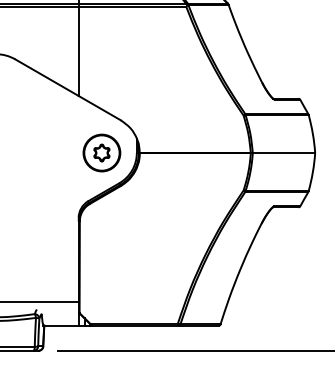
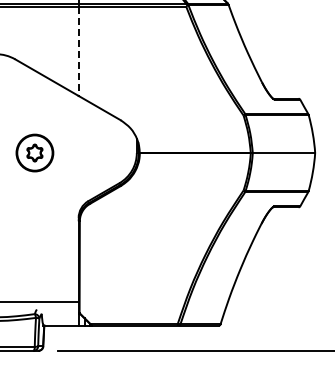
line: solid -> dashed (78, 51)
part position: (101, 152) -> (34, 152) (34, 152)
